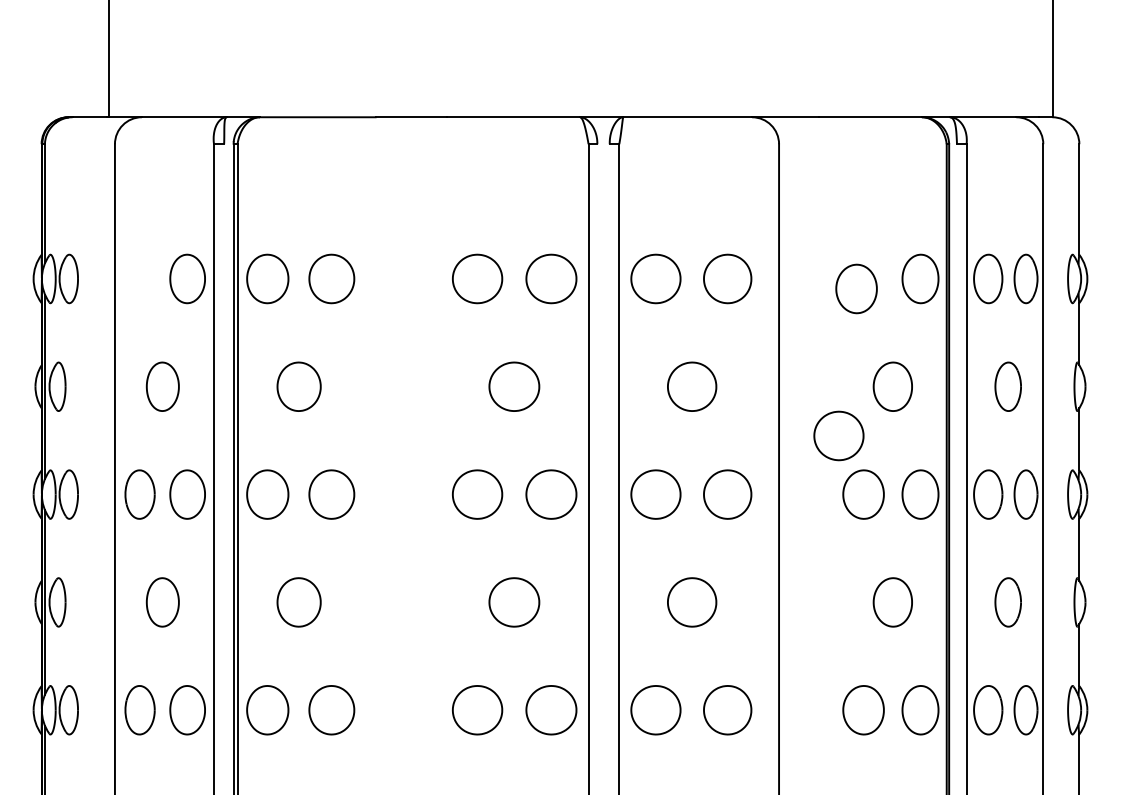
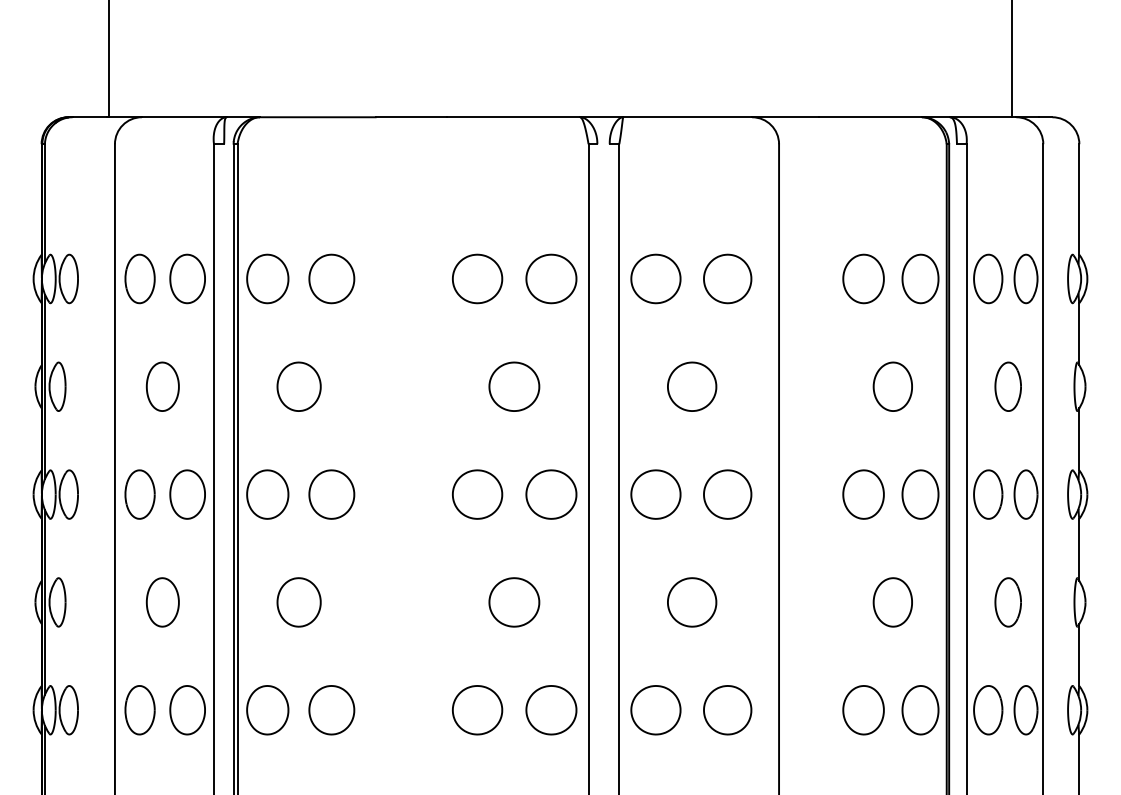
line position: (1052, 59) -> (1011, 59) (1011, 59)
part: none -> present (139, 278)
part position: (856, 288) -> (863, 278) (863, 278)
part: present -> none (838, 435)
